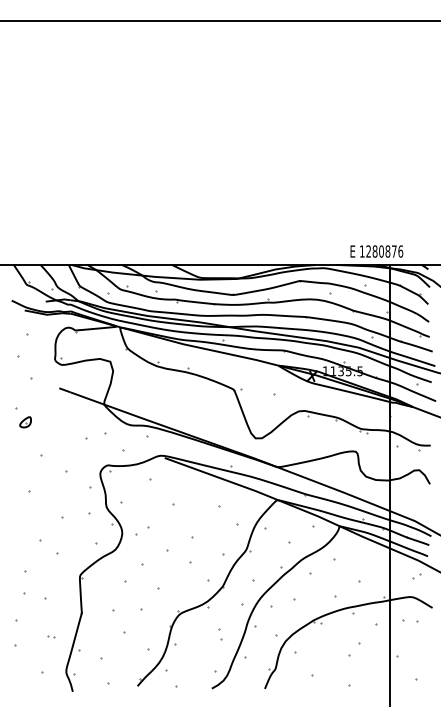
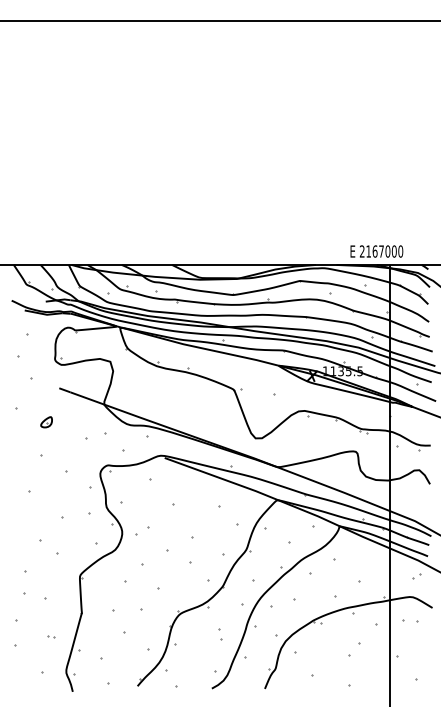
text: 1280876 -> 2167000 (381, 251)
part position: (25, 422) -> (46, 422) (46, 422)
